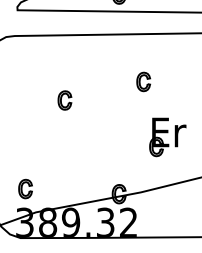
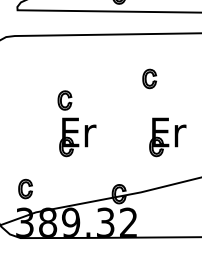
part position: (143, 81) -> (149, 78) (149, 78)
part: none -> present (77, 137)
